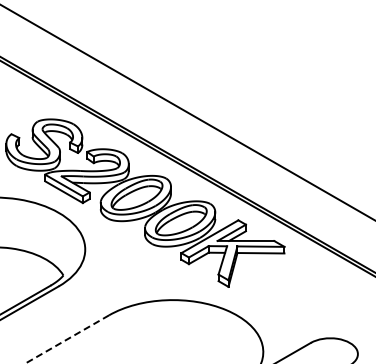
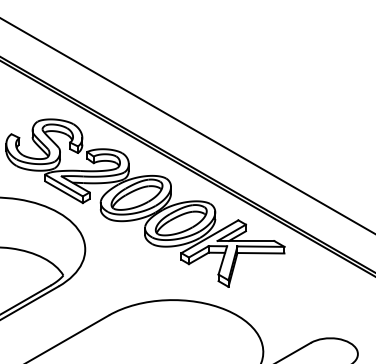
line position: (187, 111) -> (187, 125) (187, 125)
line: dashed -> solid (66, 339)
